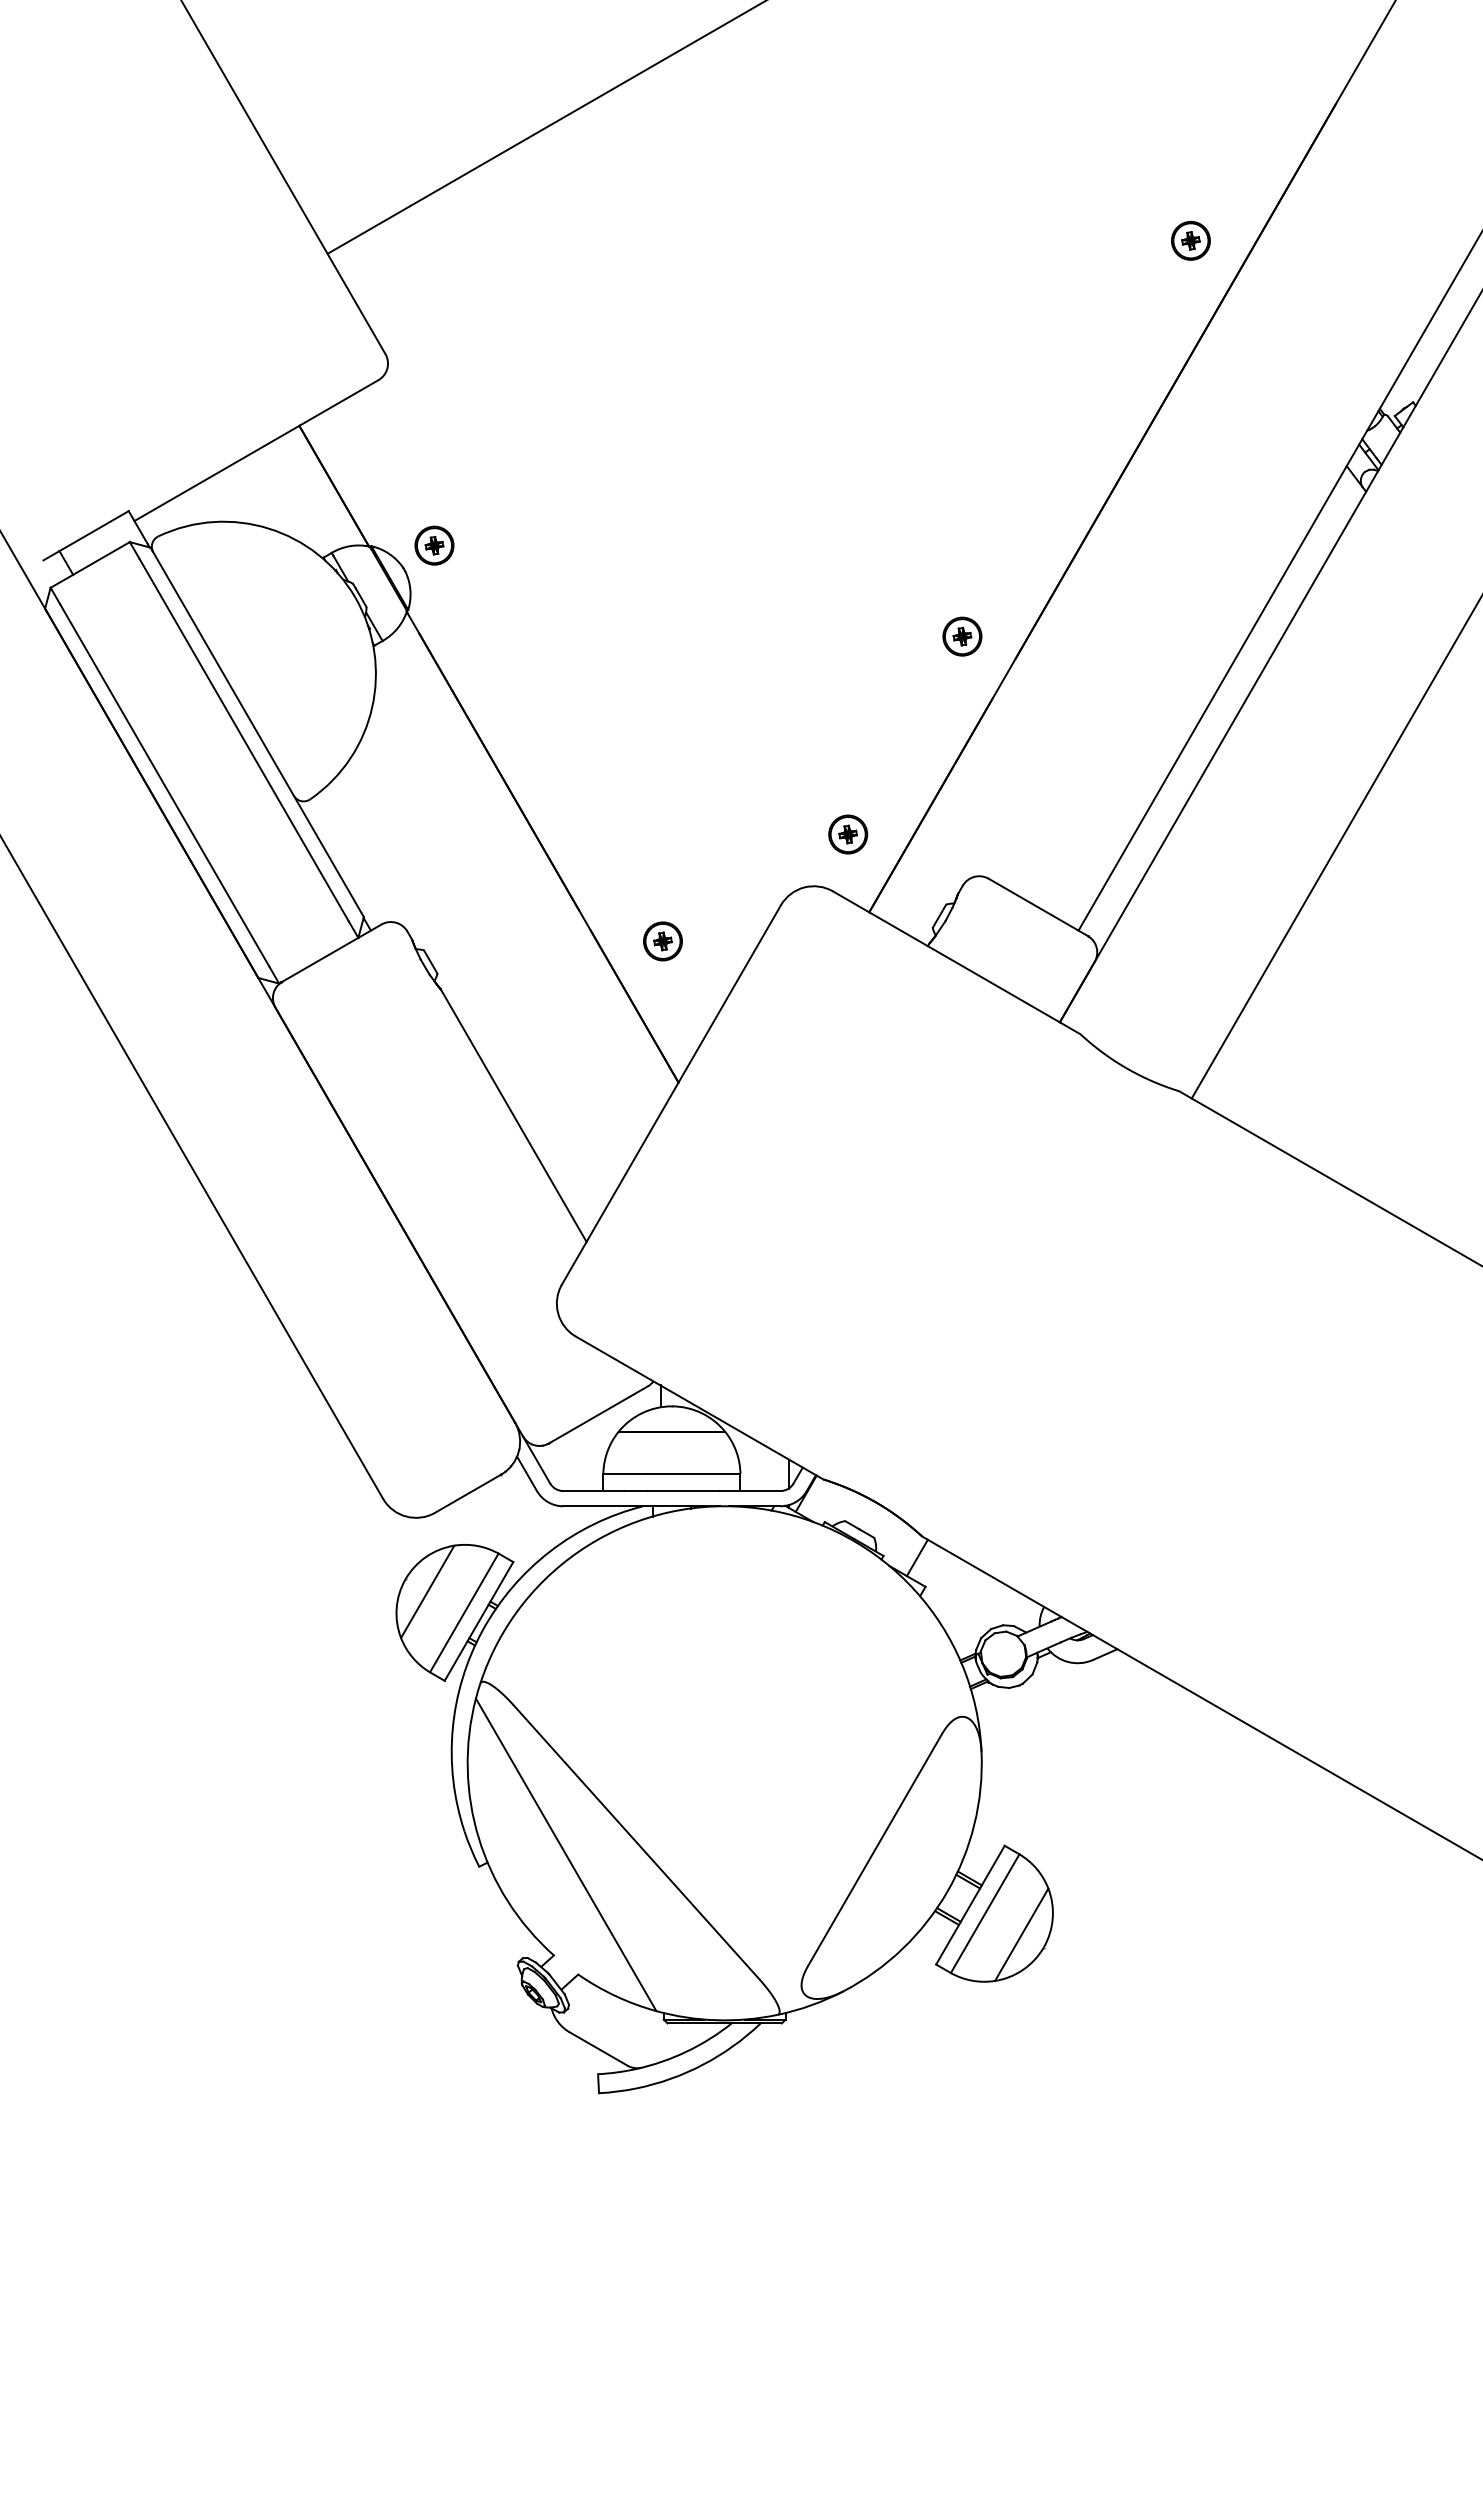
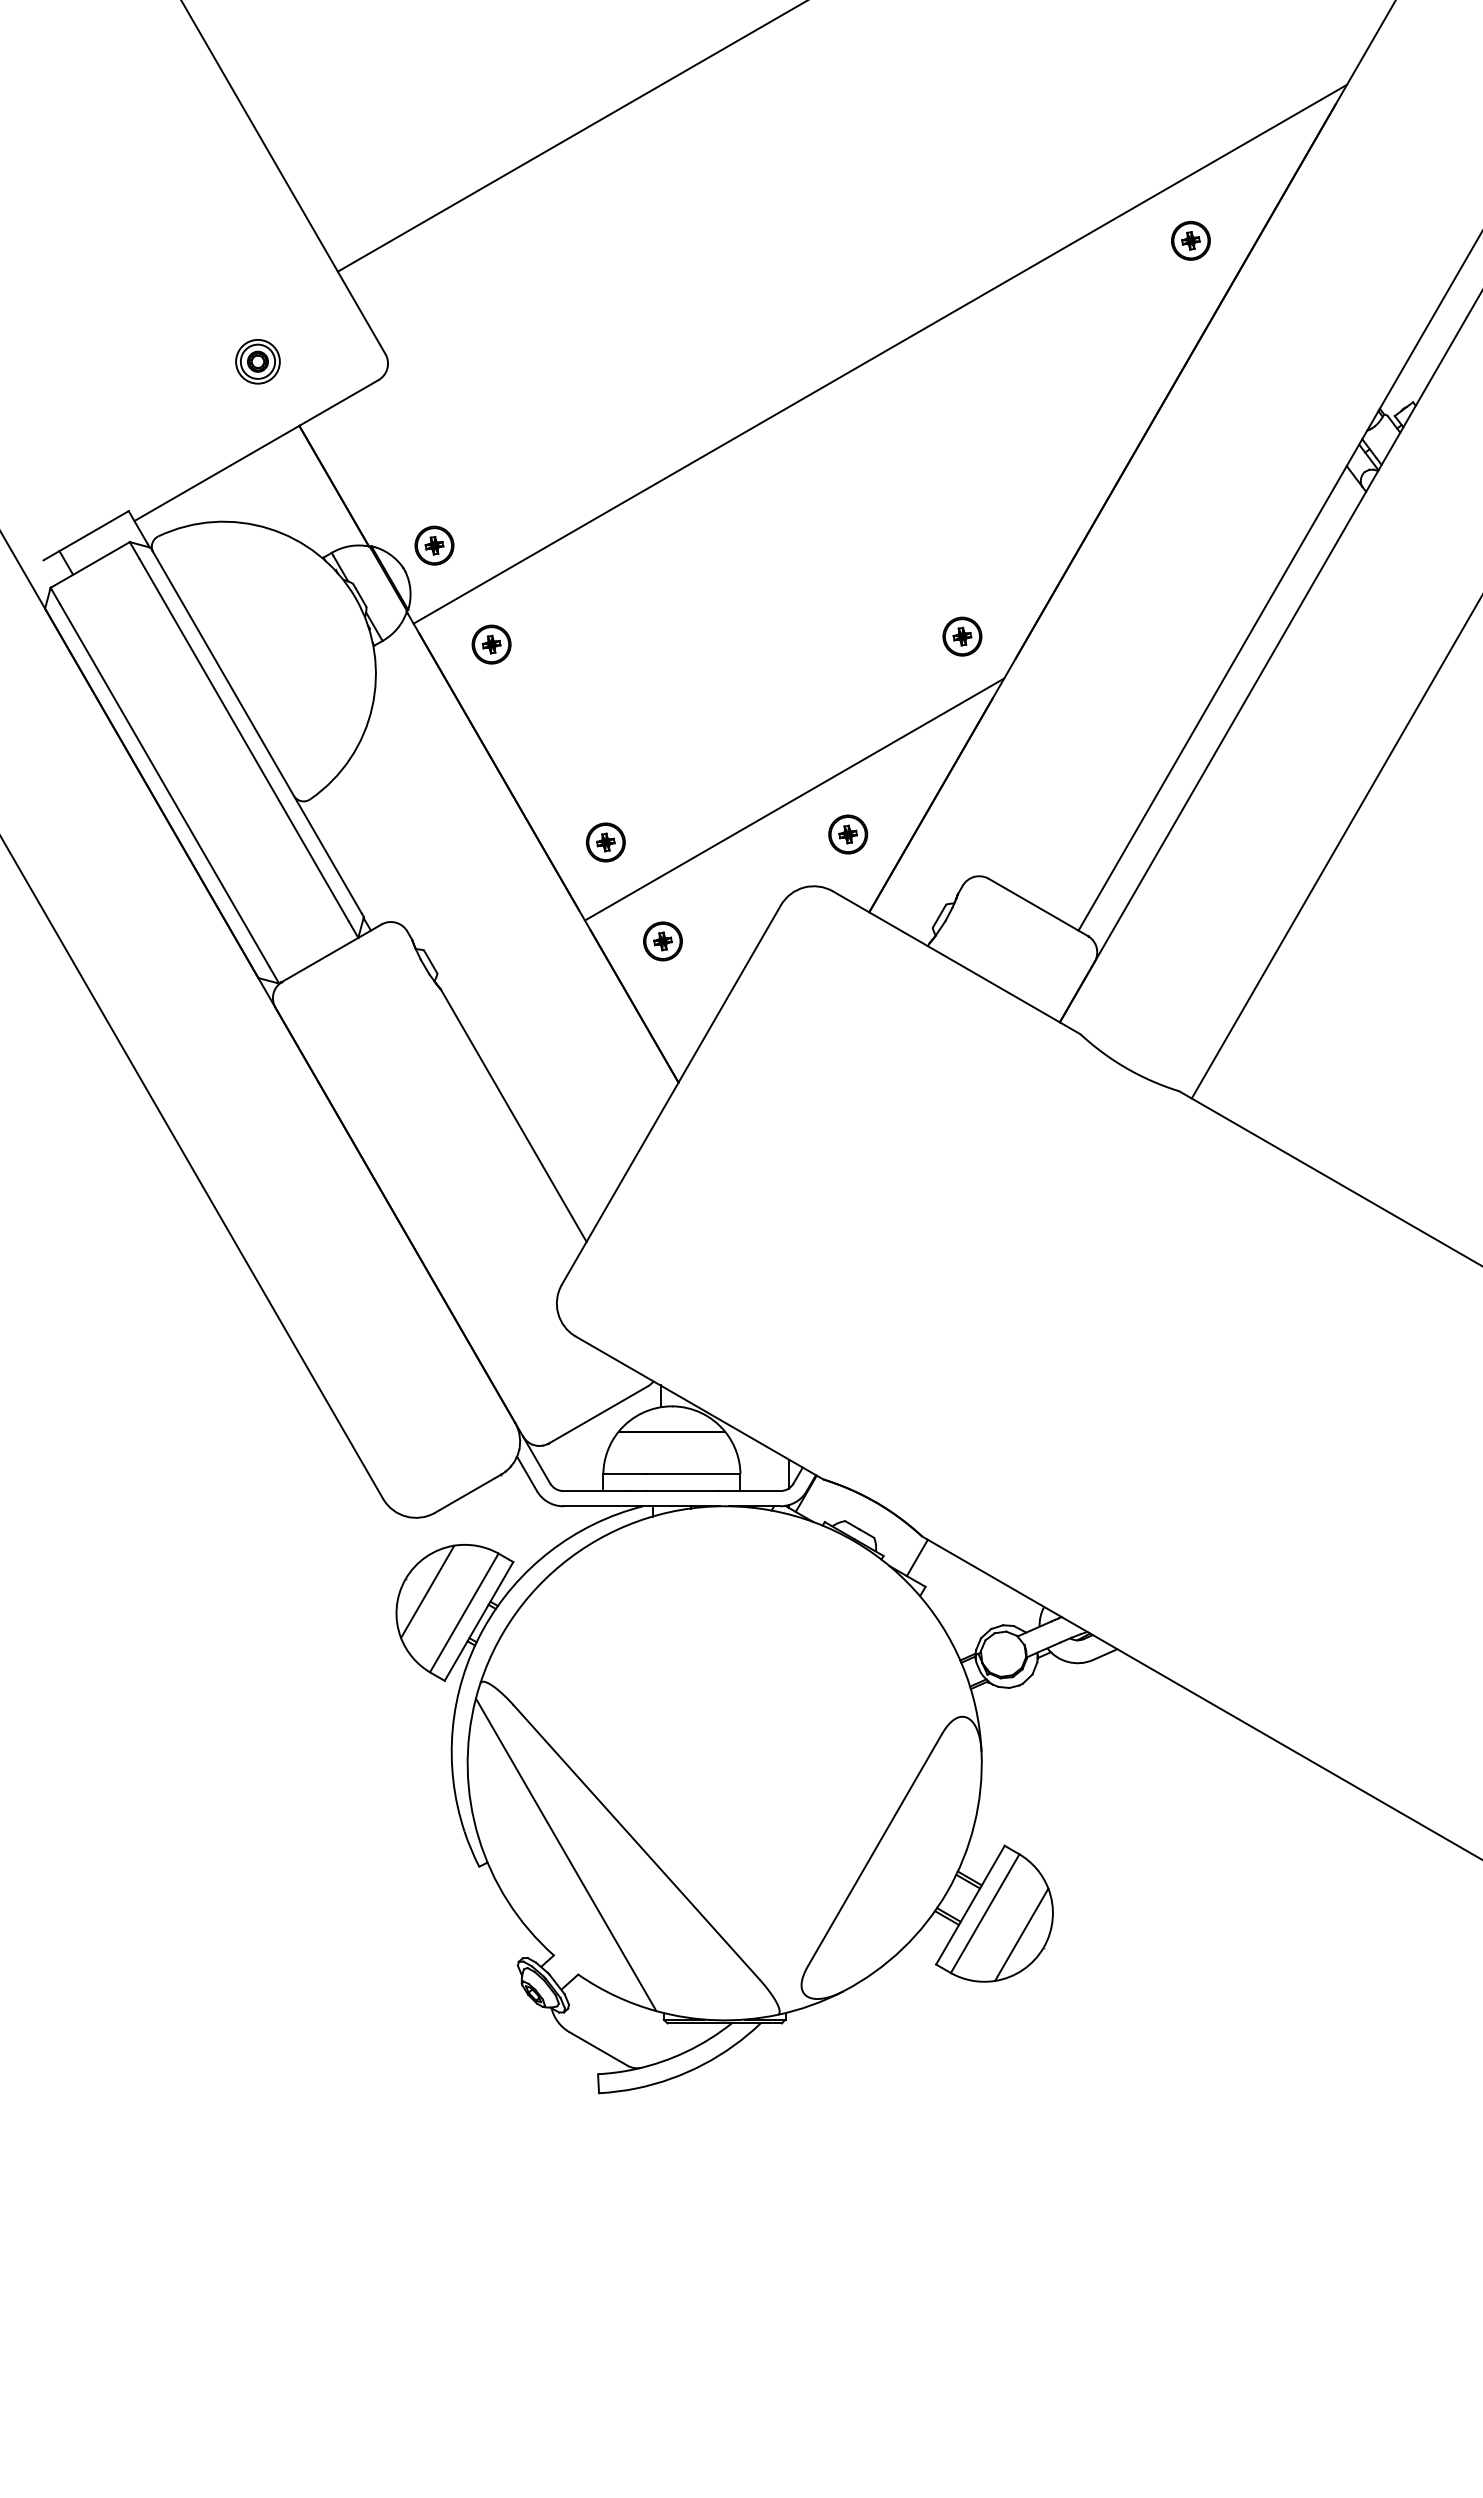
line position: (545, 127) -> (570, 136) (570, 136)
line: none -> present (880, 353)
part: none -> present (257, 361)
part: none -> present (491, 644)
line: none -> present (794, 799)
part: none -> present (605, 842)
